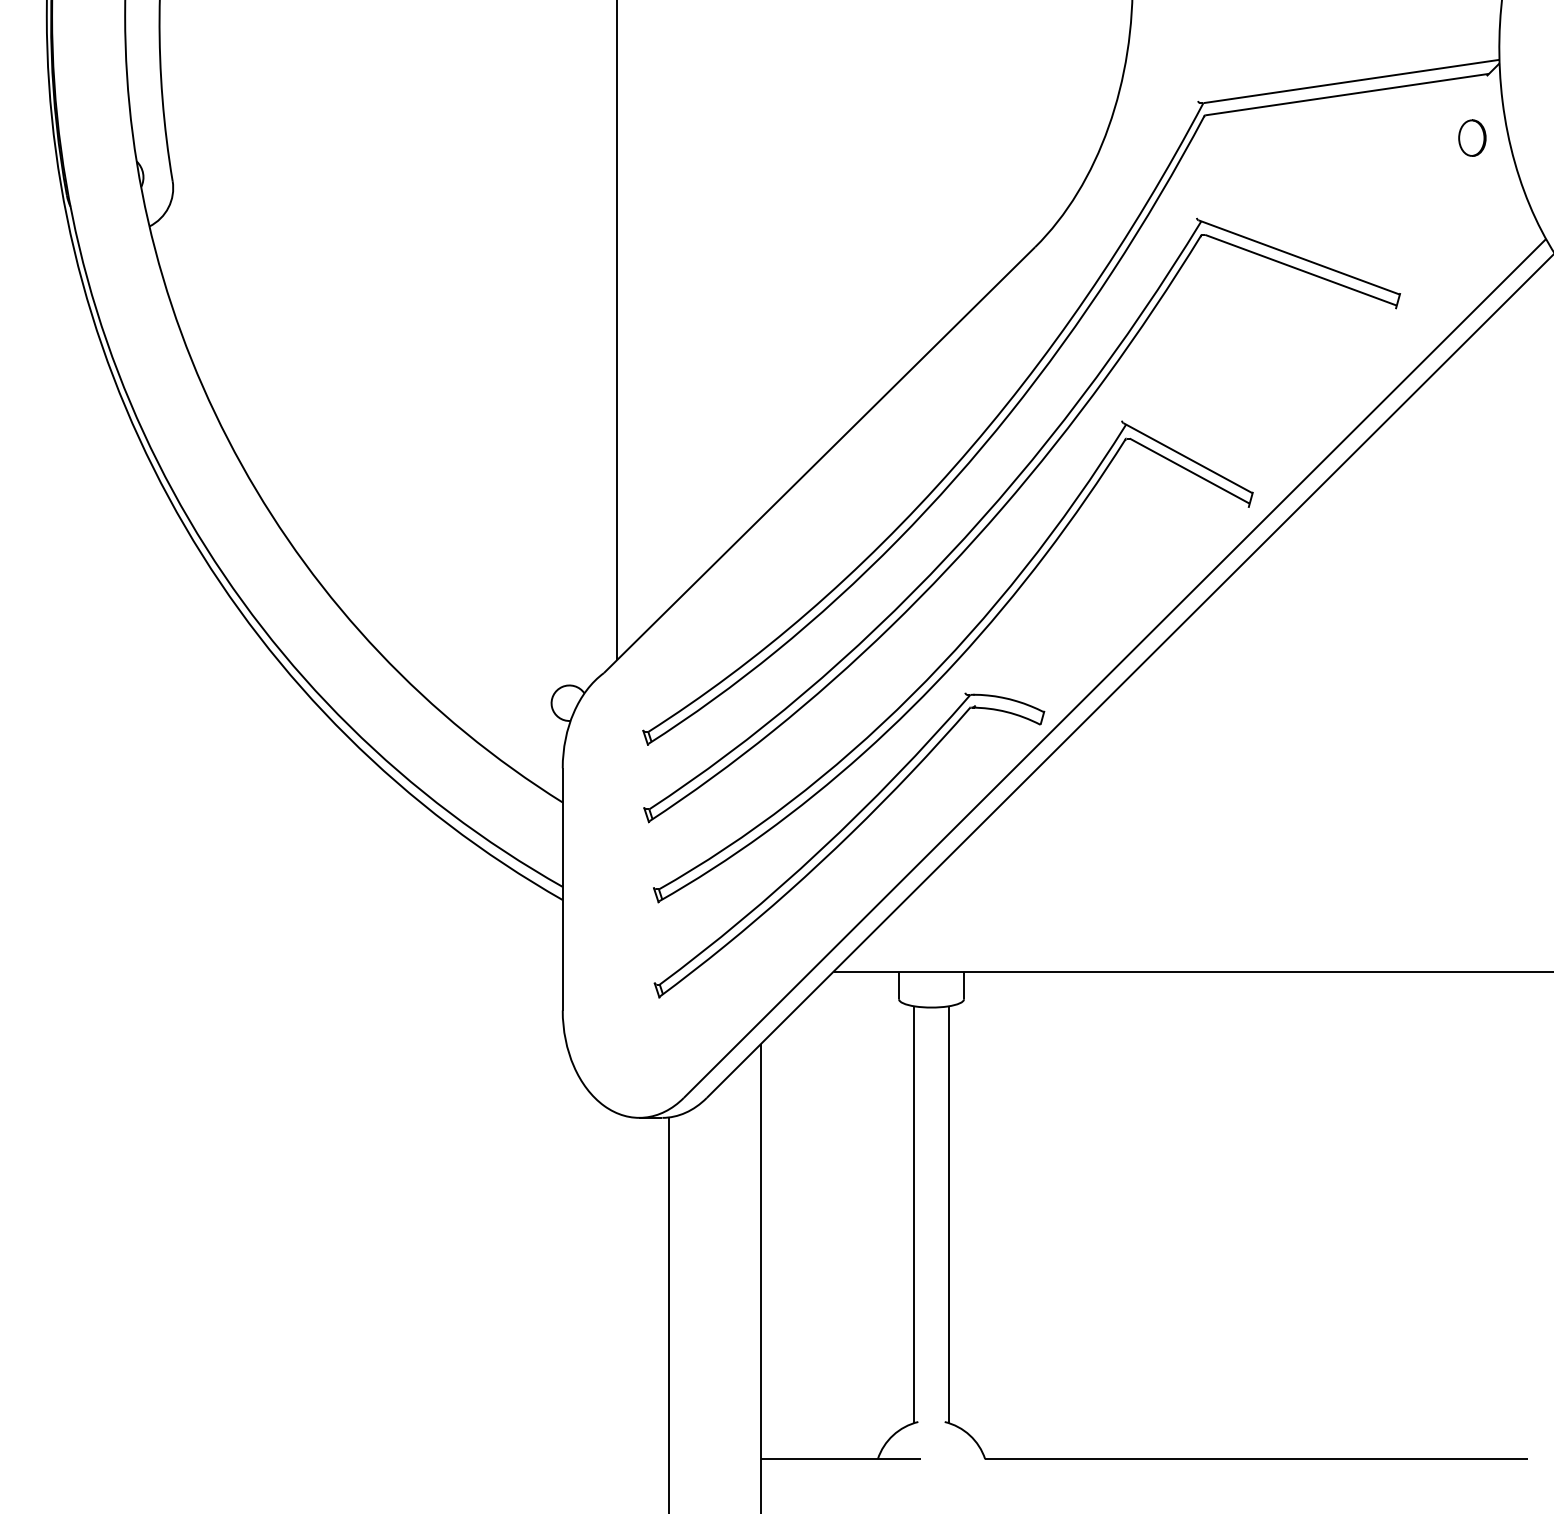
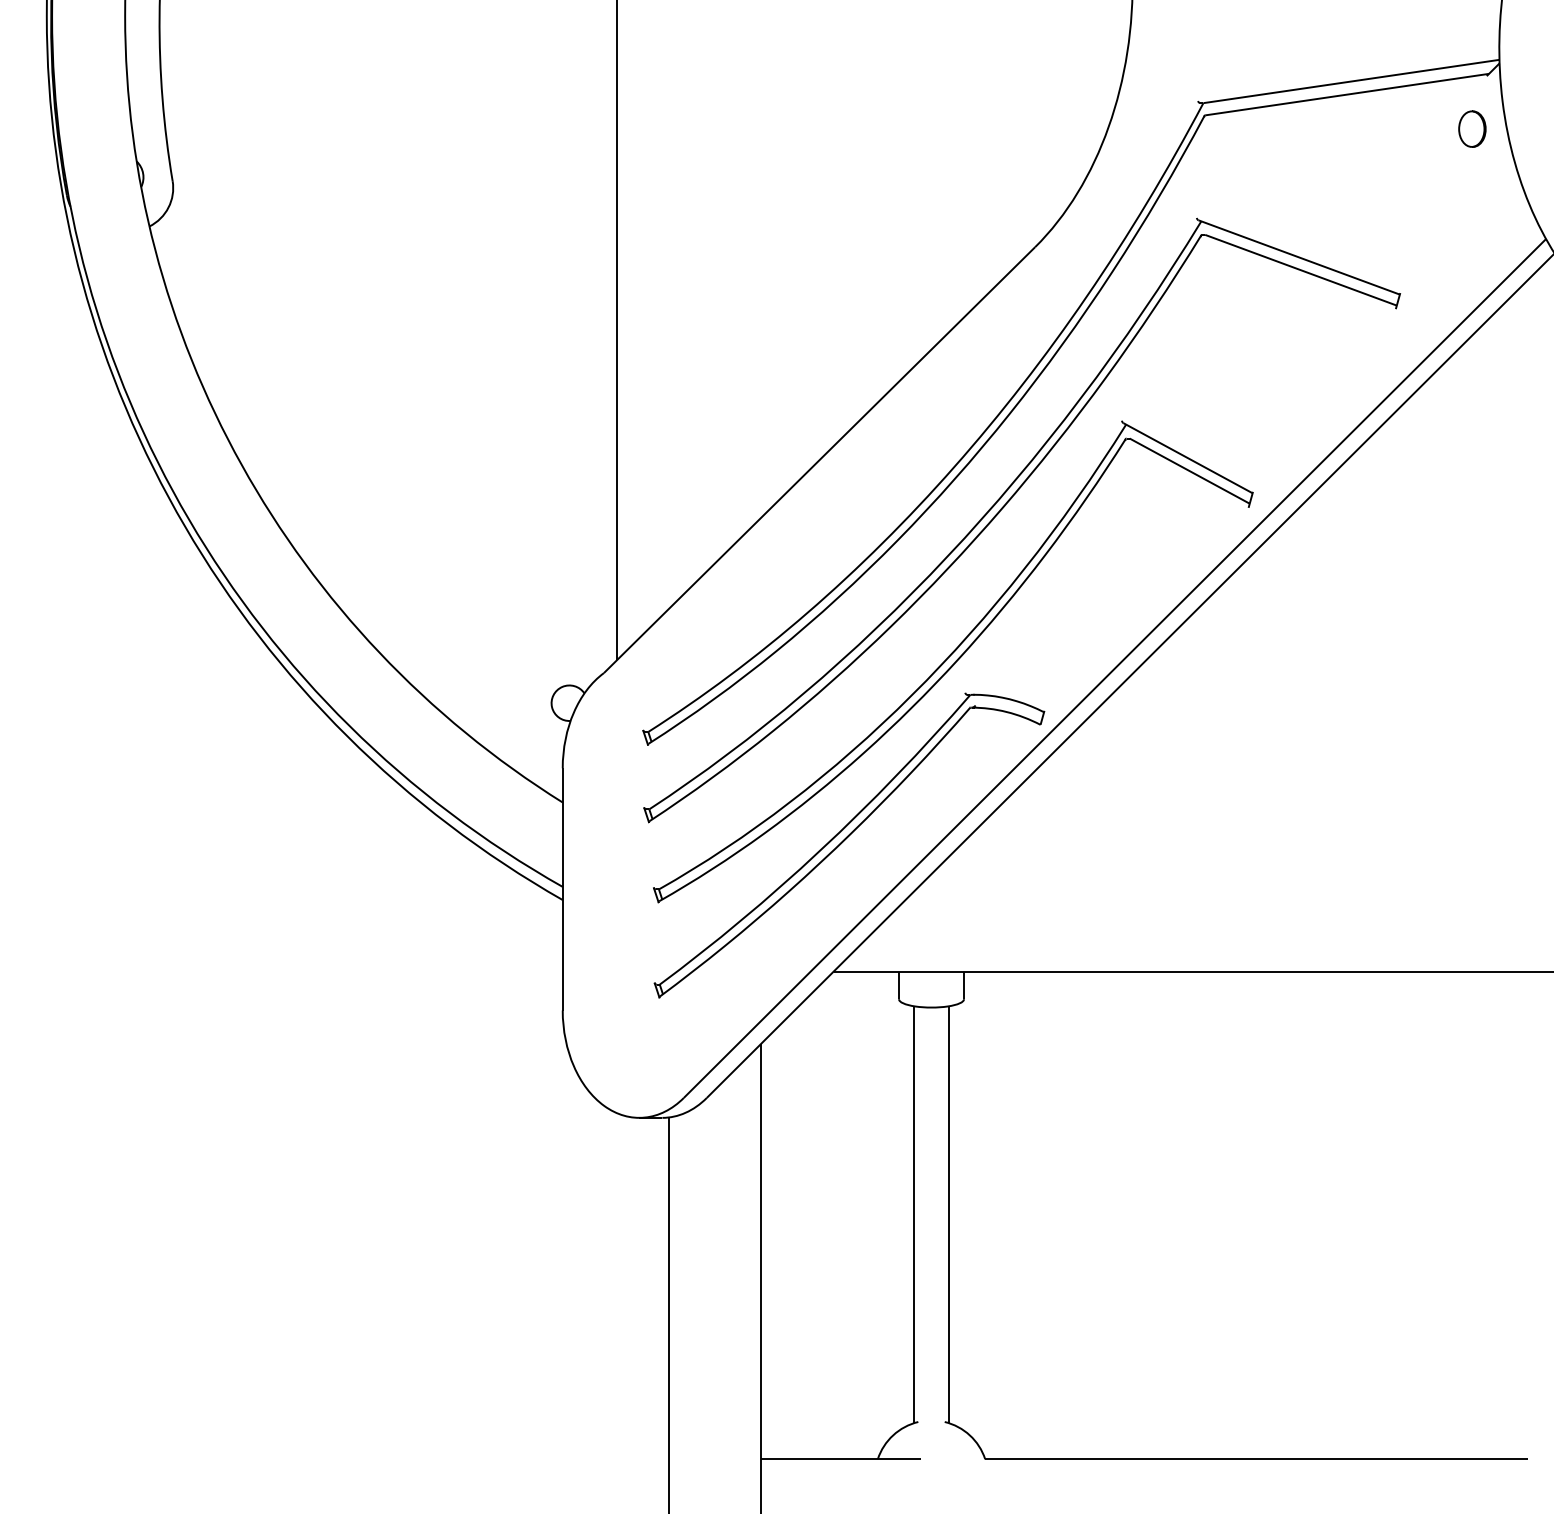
part position: (1472, 137) -> (1472, 128) (1472, 128)
